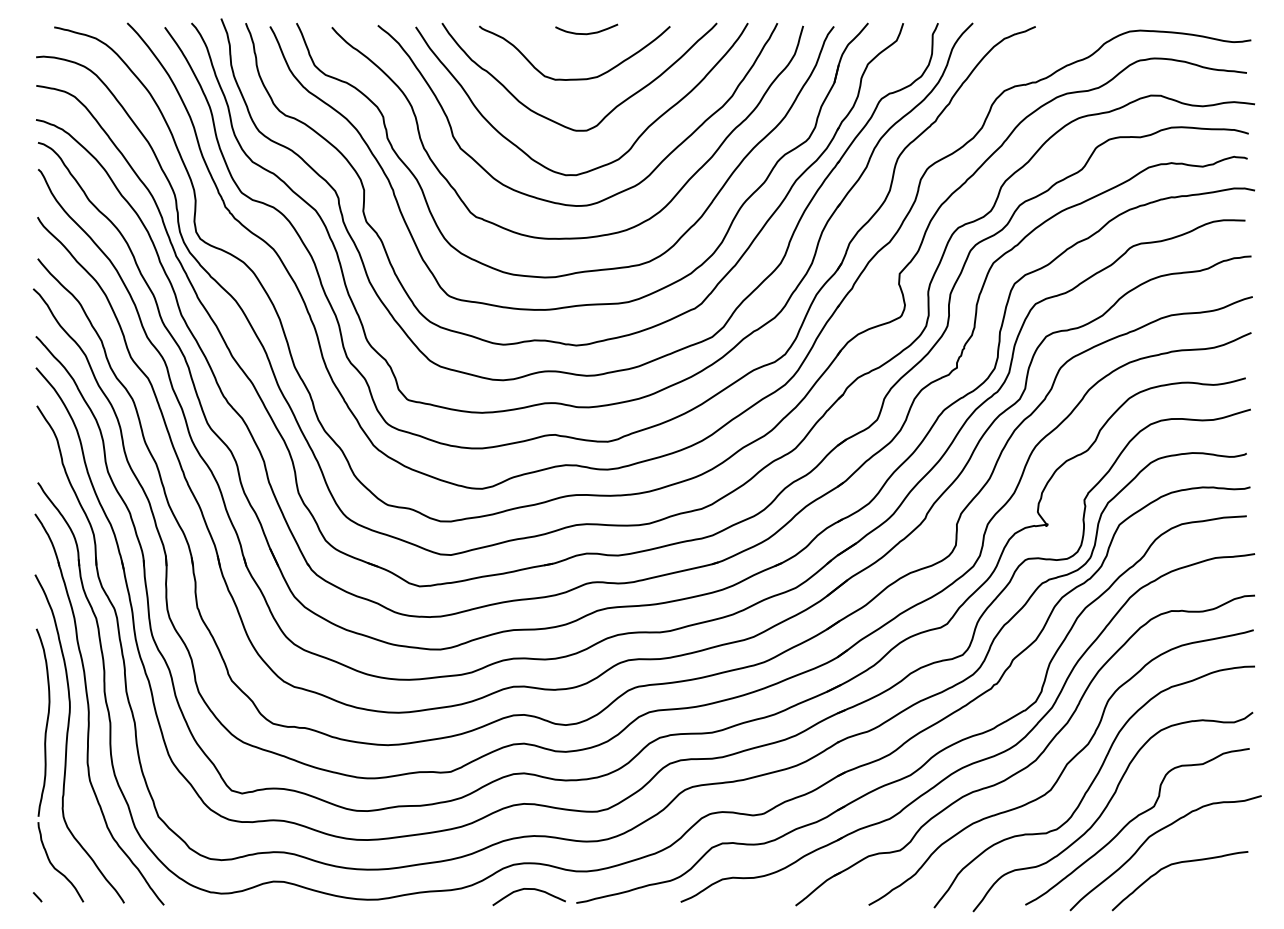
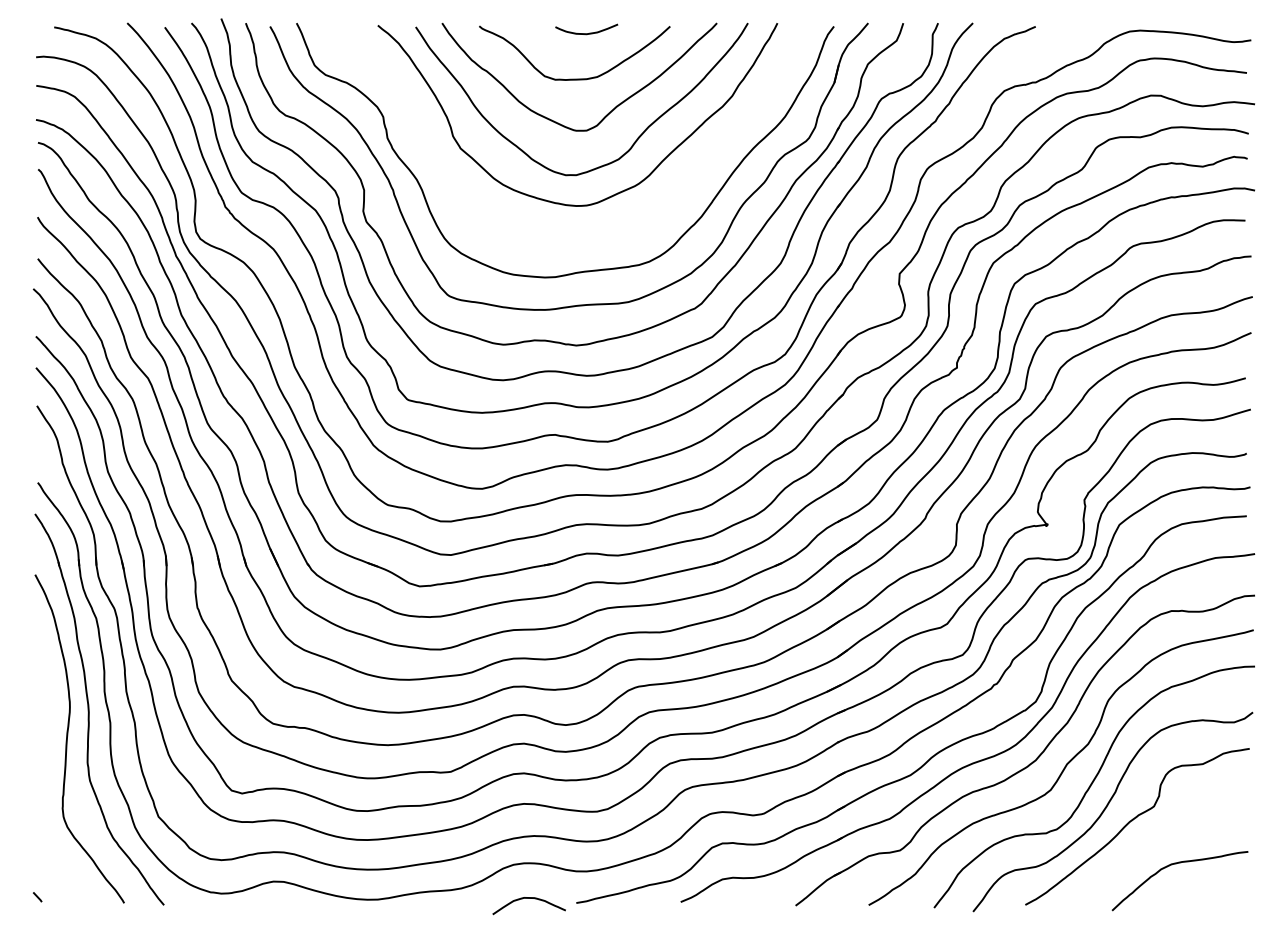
curve: present -> none (567, 237)
part: present -> none (46, 765)
curve: present -> none (1153, 835)
curve position: (528, 889) -> (528, 898) (528, 898)
